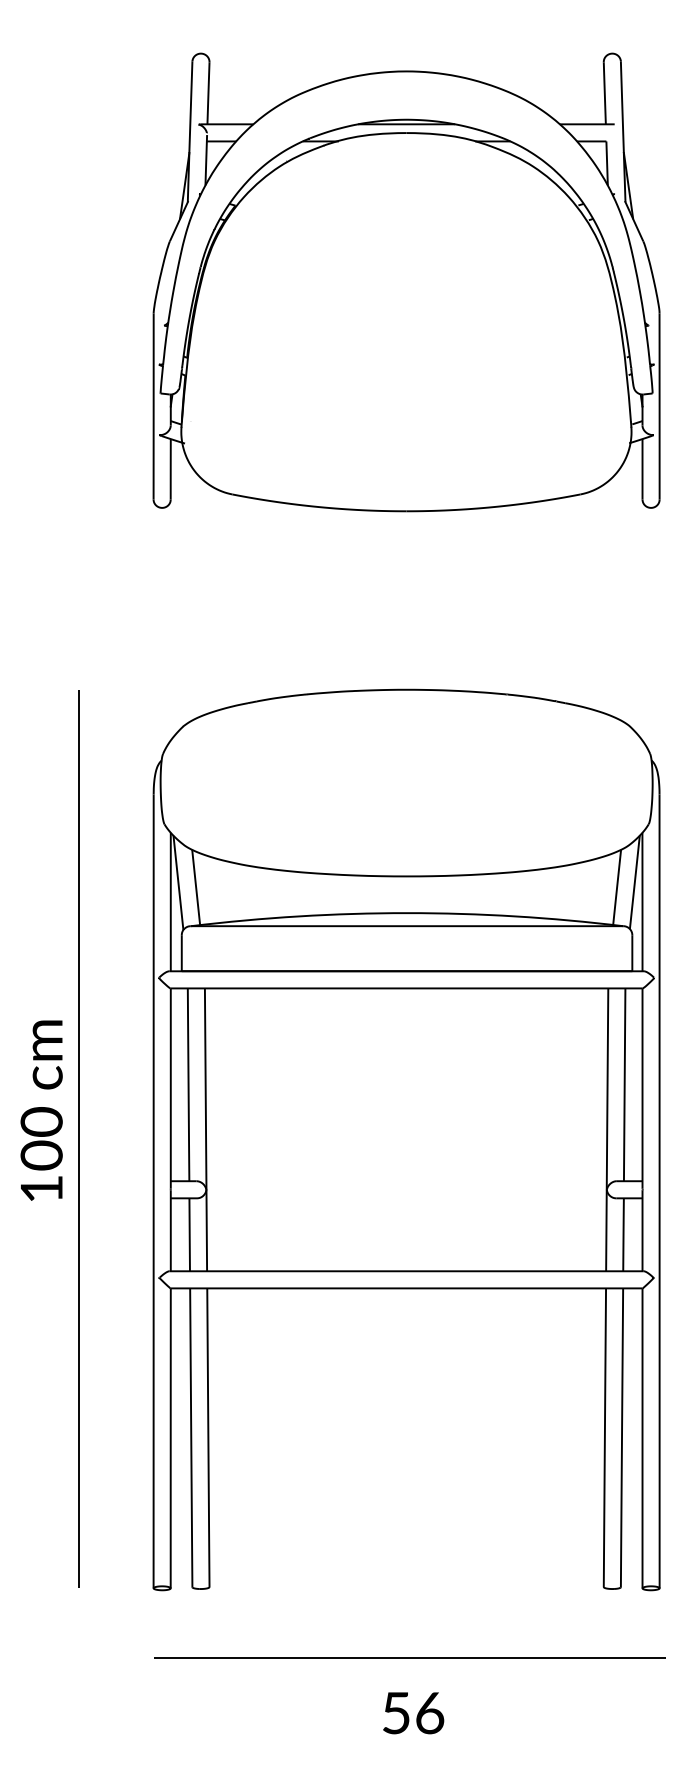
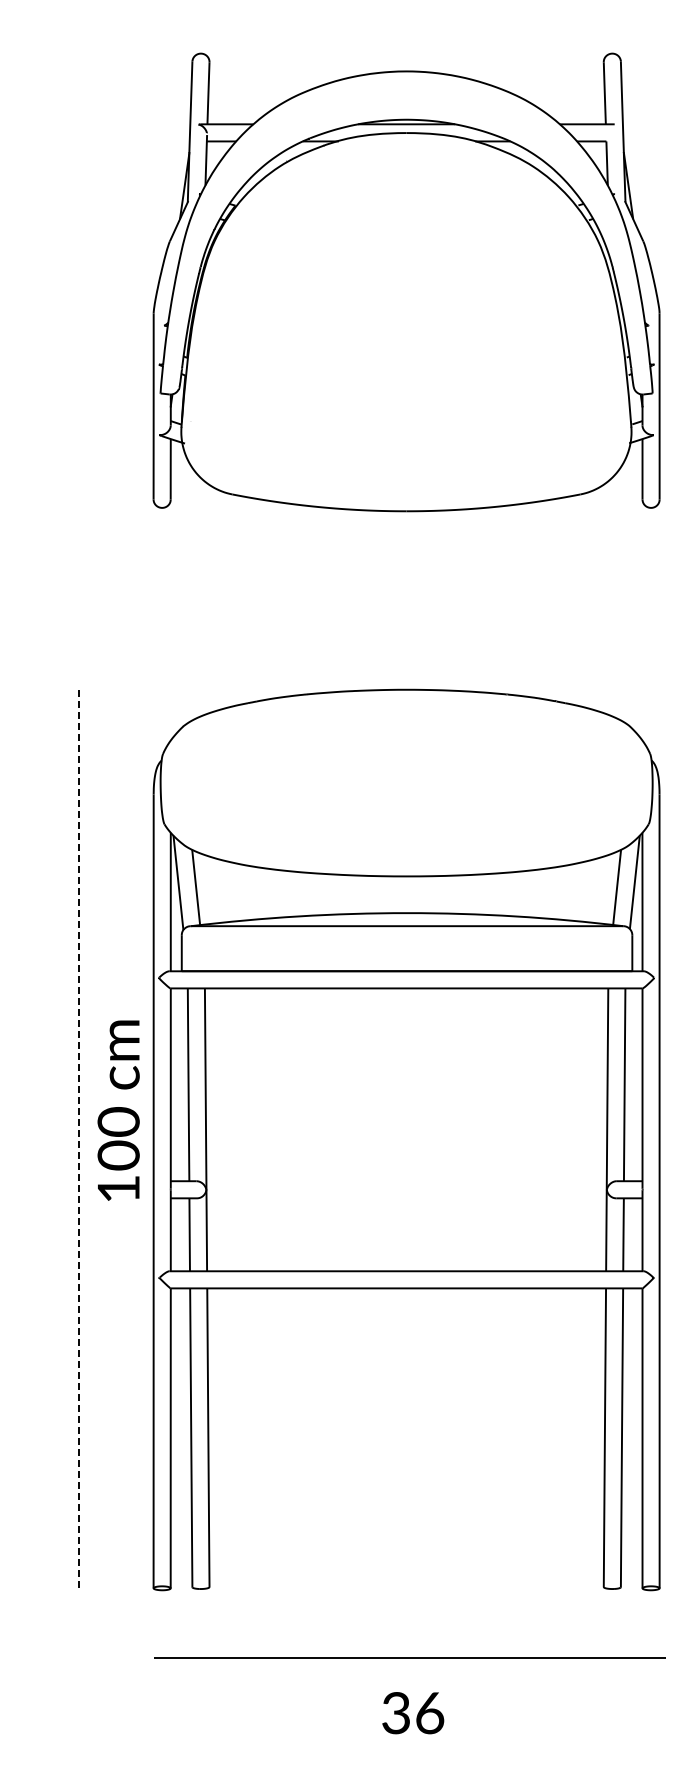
text position: (41, 1110) -> (118, 1110) (118, 1110)
line: solid -> dashed (79, 1139)
text: 56 -> 36 (395, 1713)
